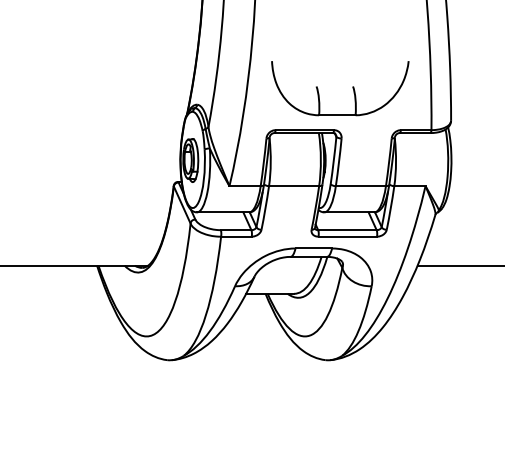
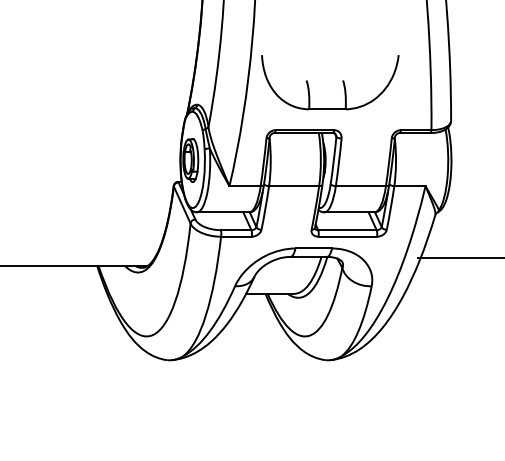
part position: (352, 88) -> (342, 82) (342, 82)
line position: (459, 265) -> (459, 257) (459, 257)
